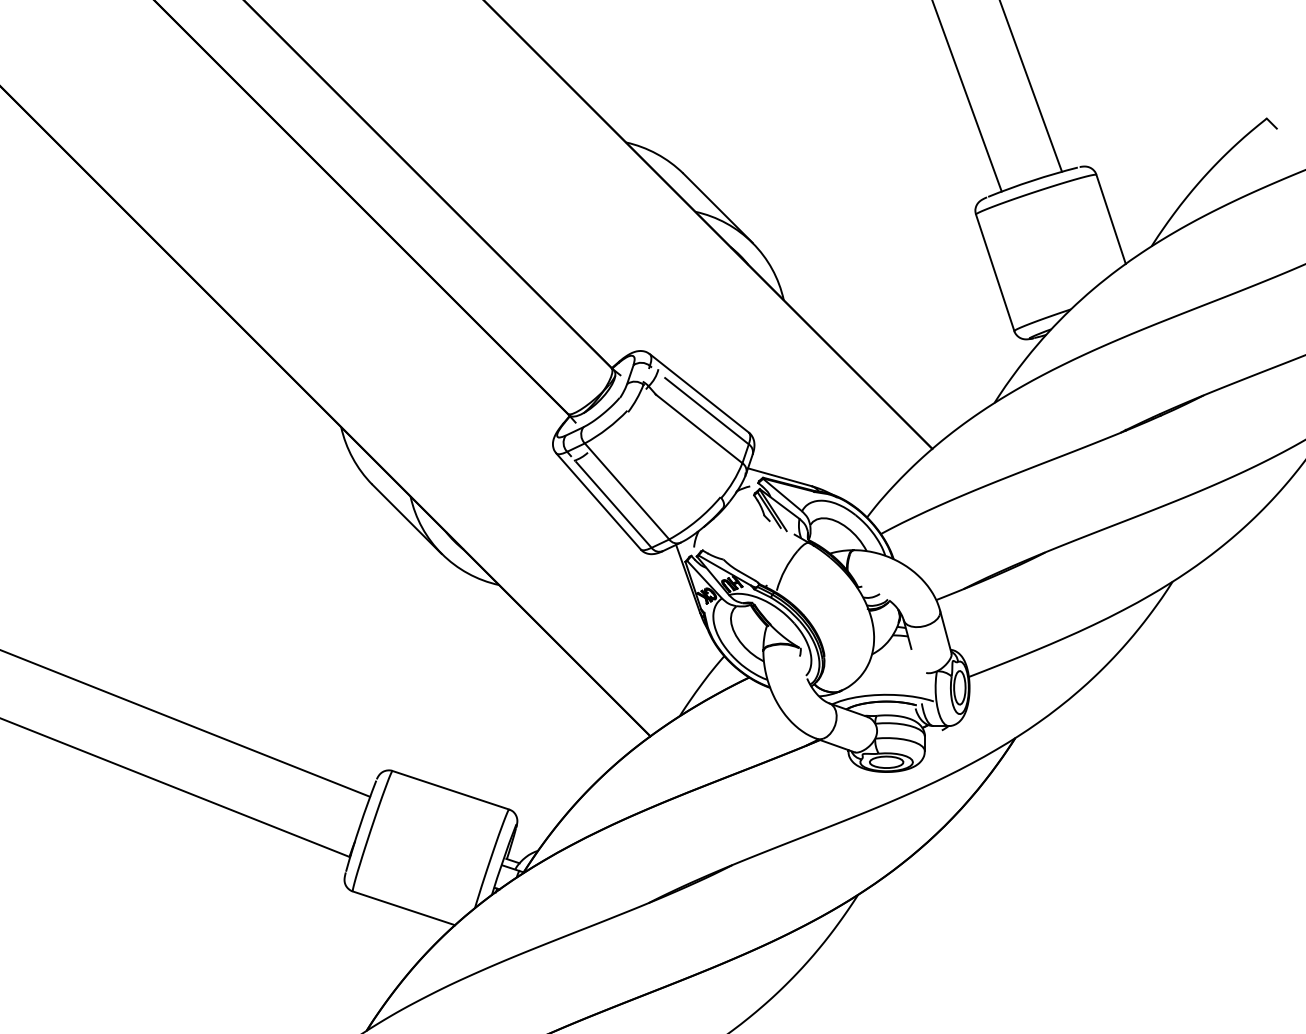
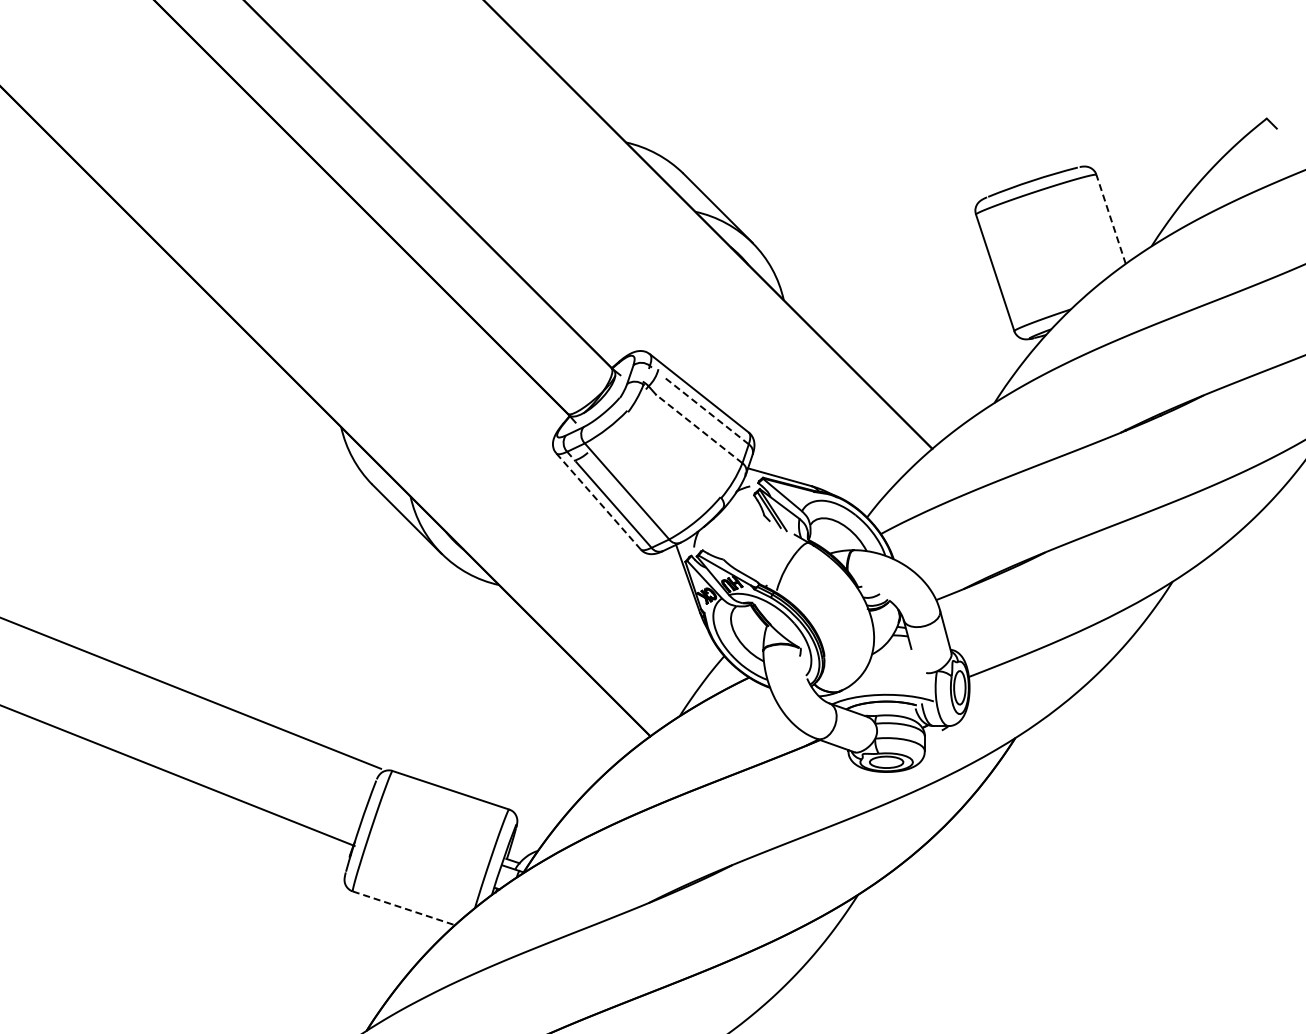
line: present -> none (1030, 86)
line: present -> none (967, 96)
line: solid -> dashed (1111, 219)
line: solid -> dashed (706, 410)
line: solid -> dashed (698, 428)
line: solid -> dashed (598, 501)
line position: (186, 723) -> (191, 693) (191, 693)
line position: (175, 787) -> (178, 775) (178, 775)
line: solid -> dashed (403, 908)
